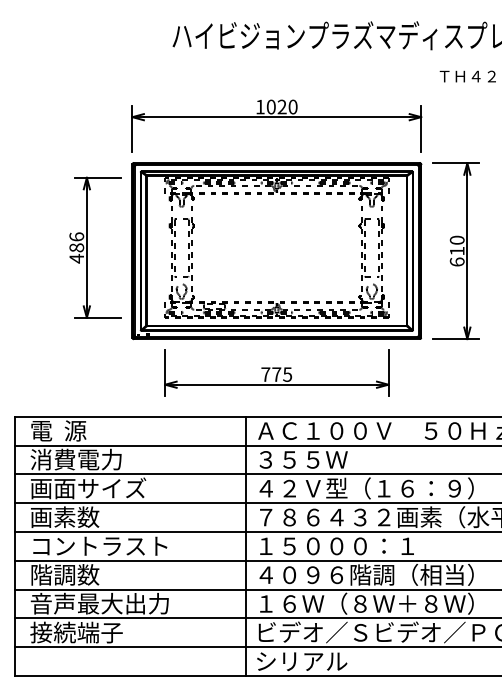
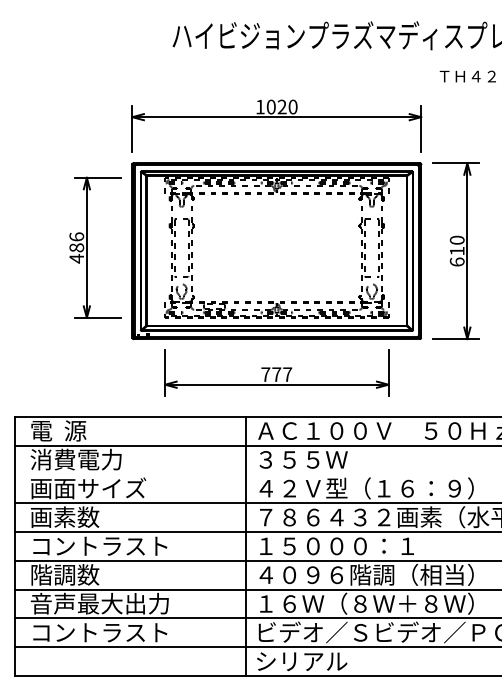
text: 775 -> 777 (287, 374)
line: present -> none (256, 474)
text: 接続端子 -> コントラスト (98, 632)
